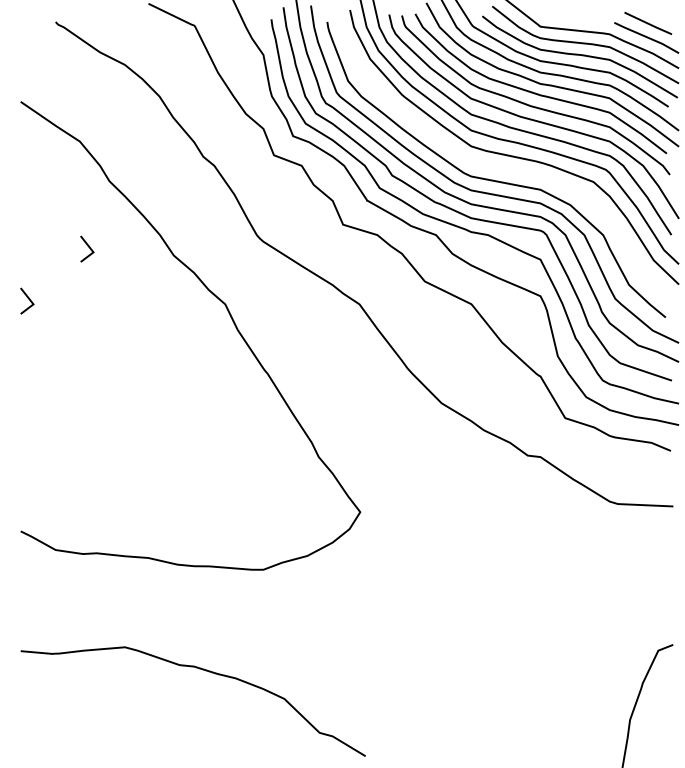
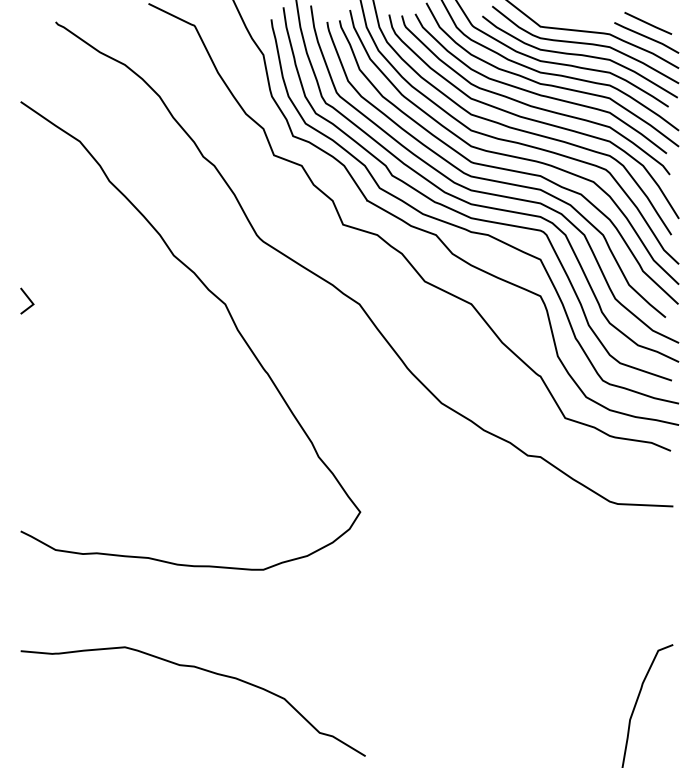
curve: none -> present (507, 168)
line: present -> none (88, 247)
